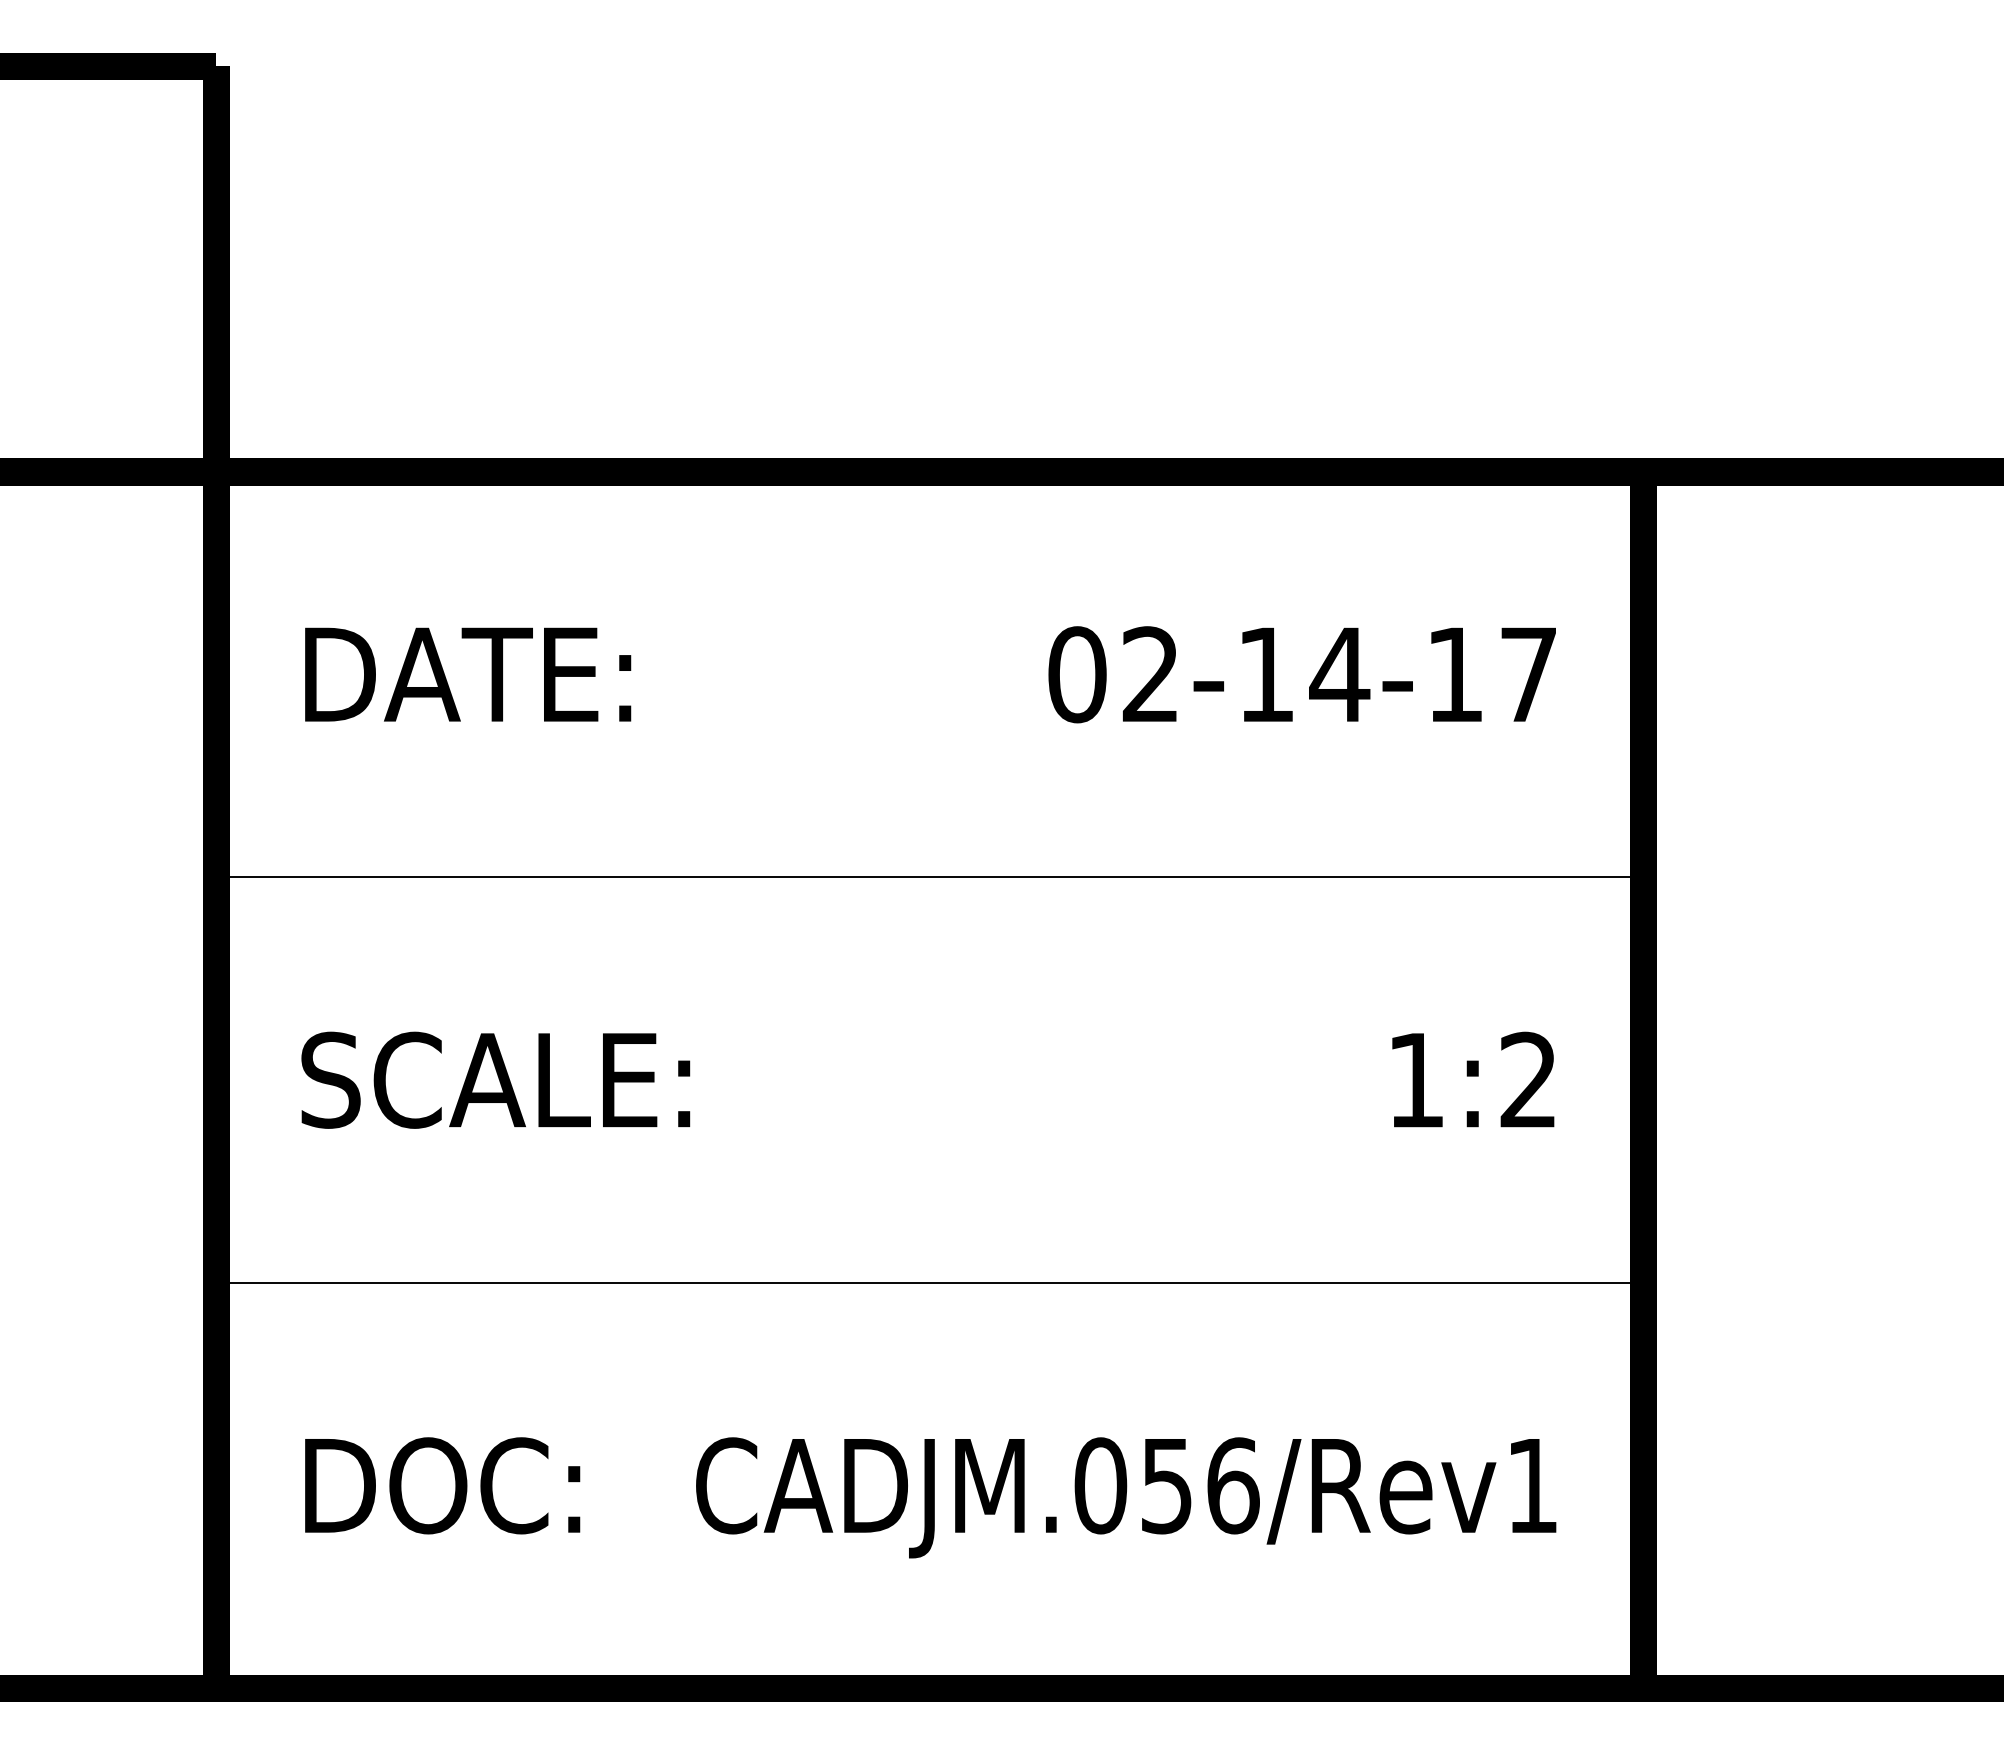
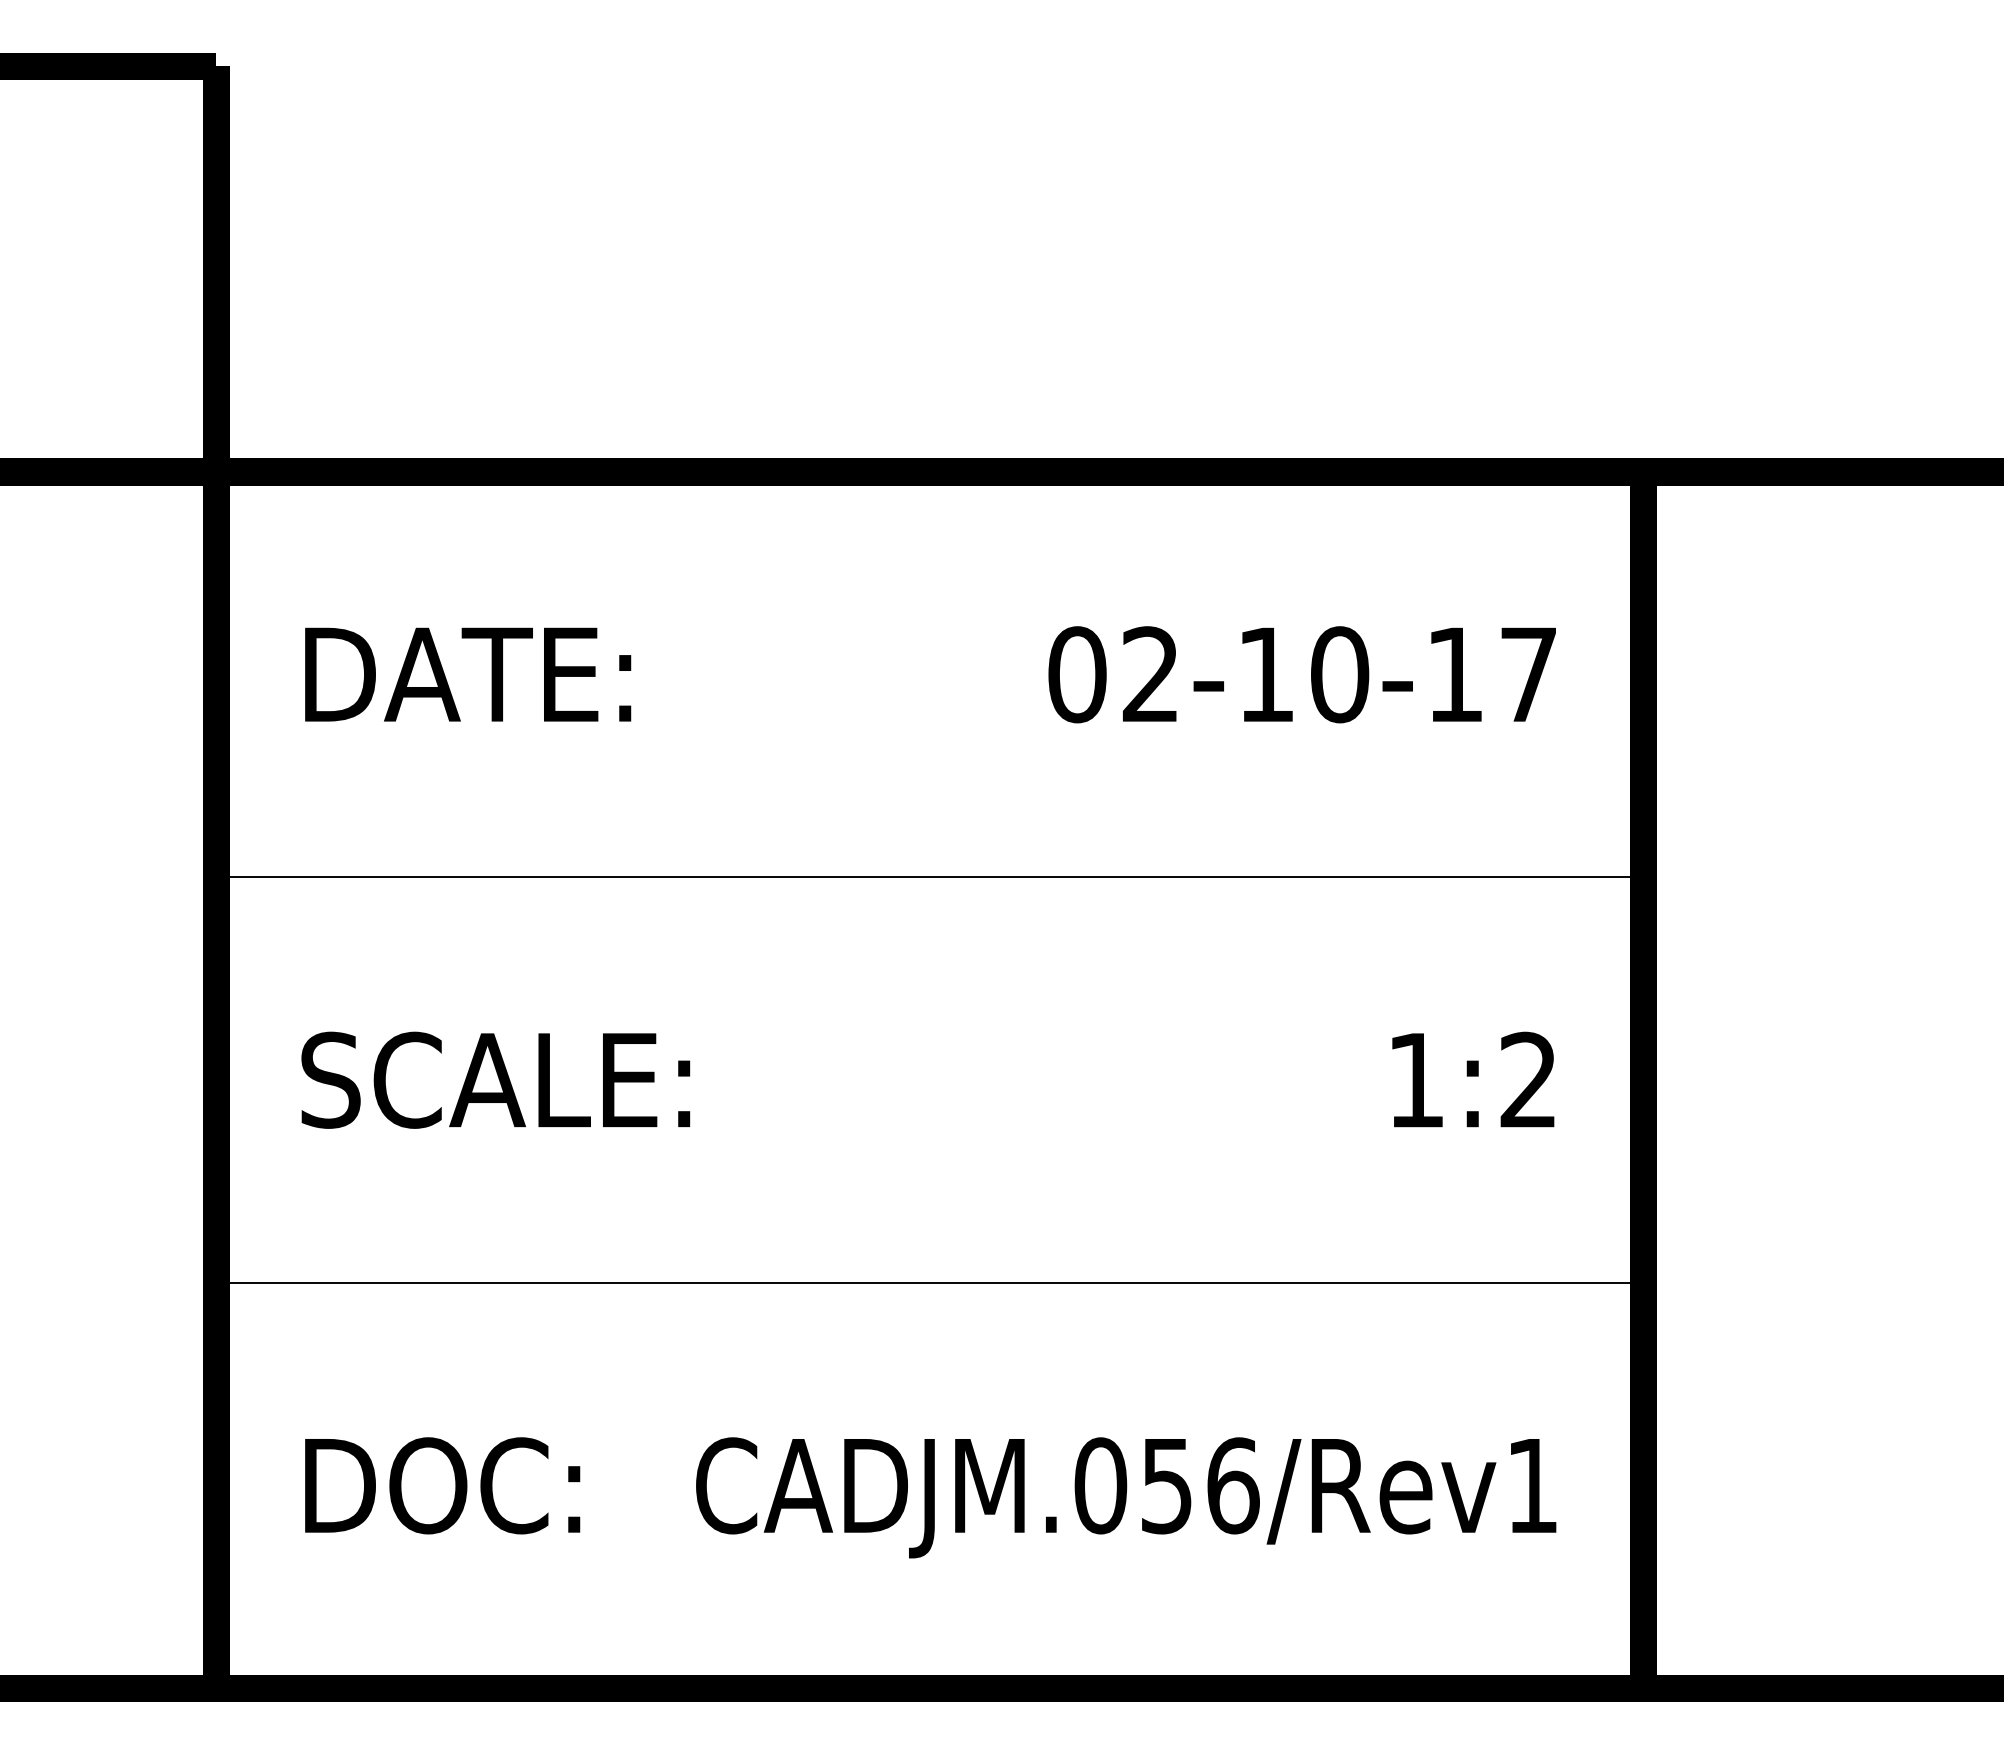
text: 02-14-17 -> 02-10-17 (1339, 674)
